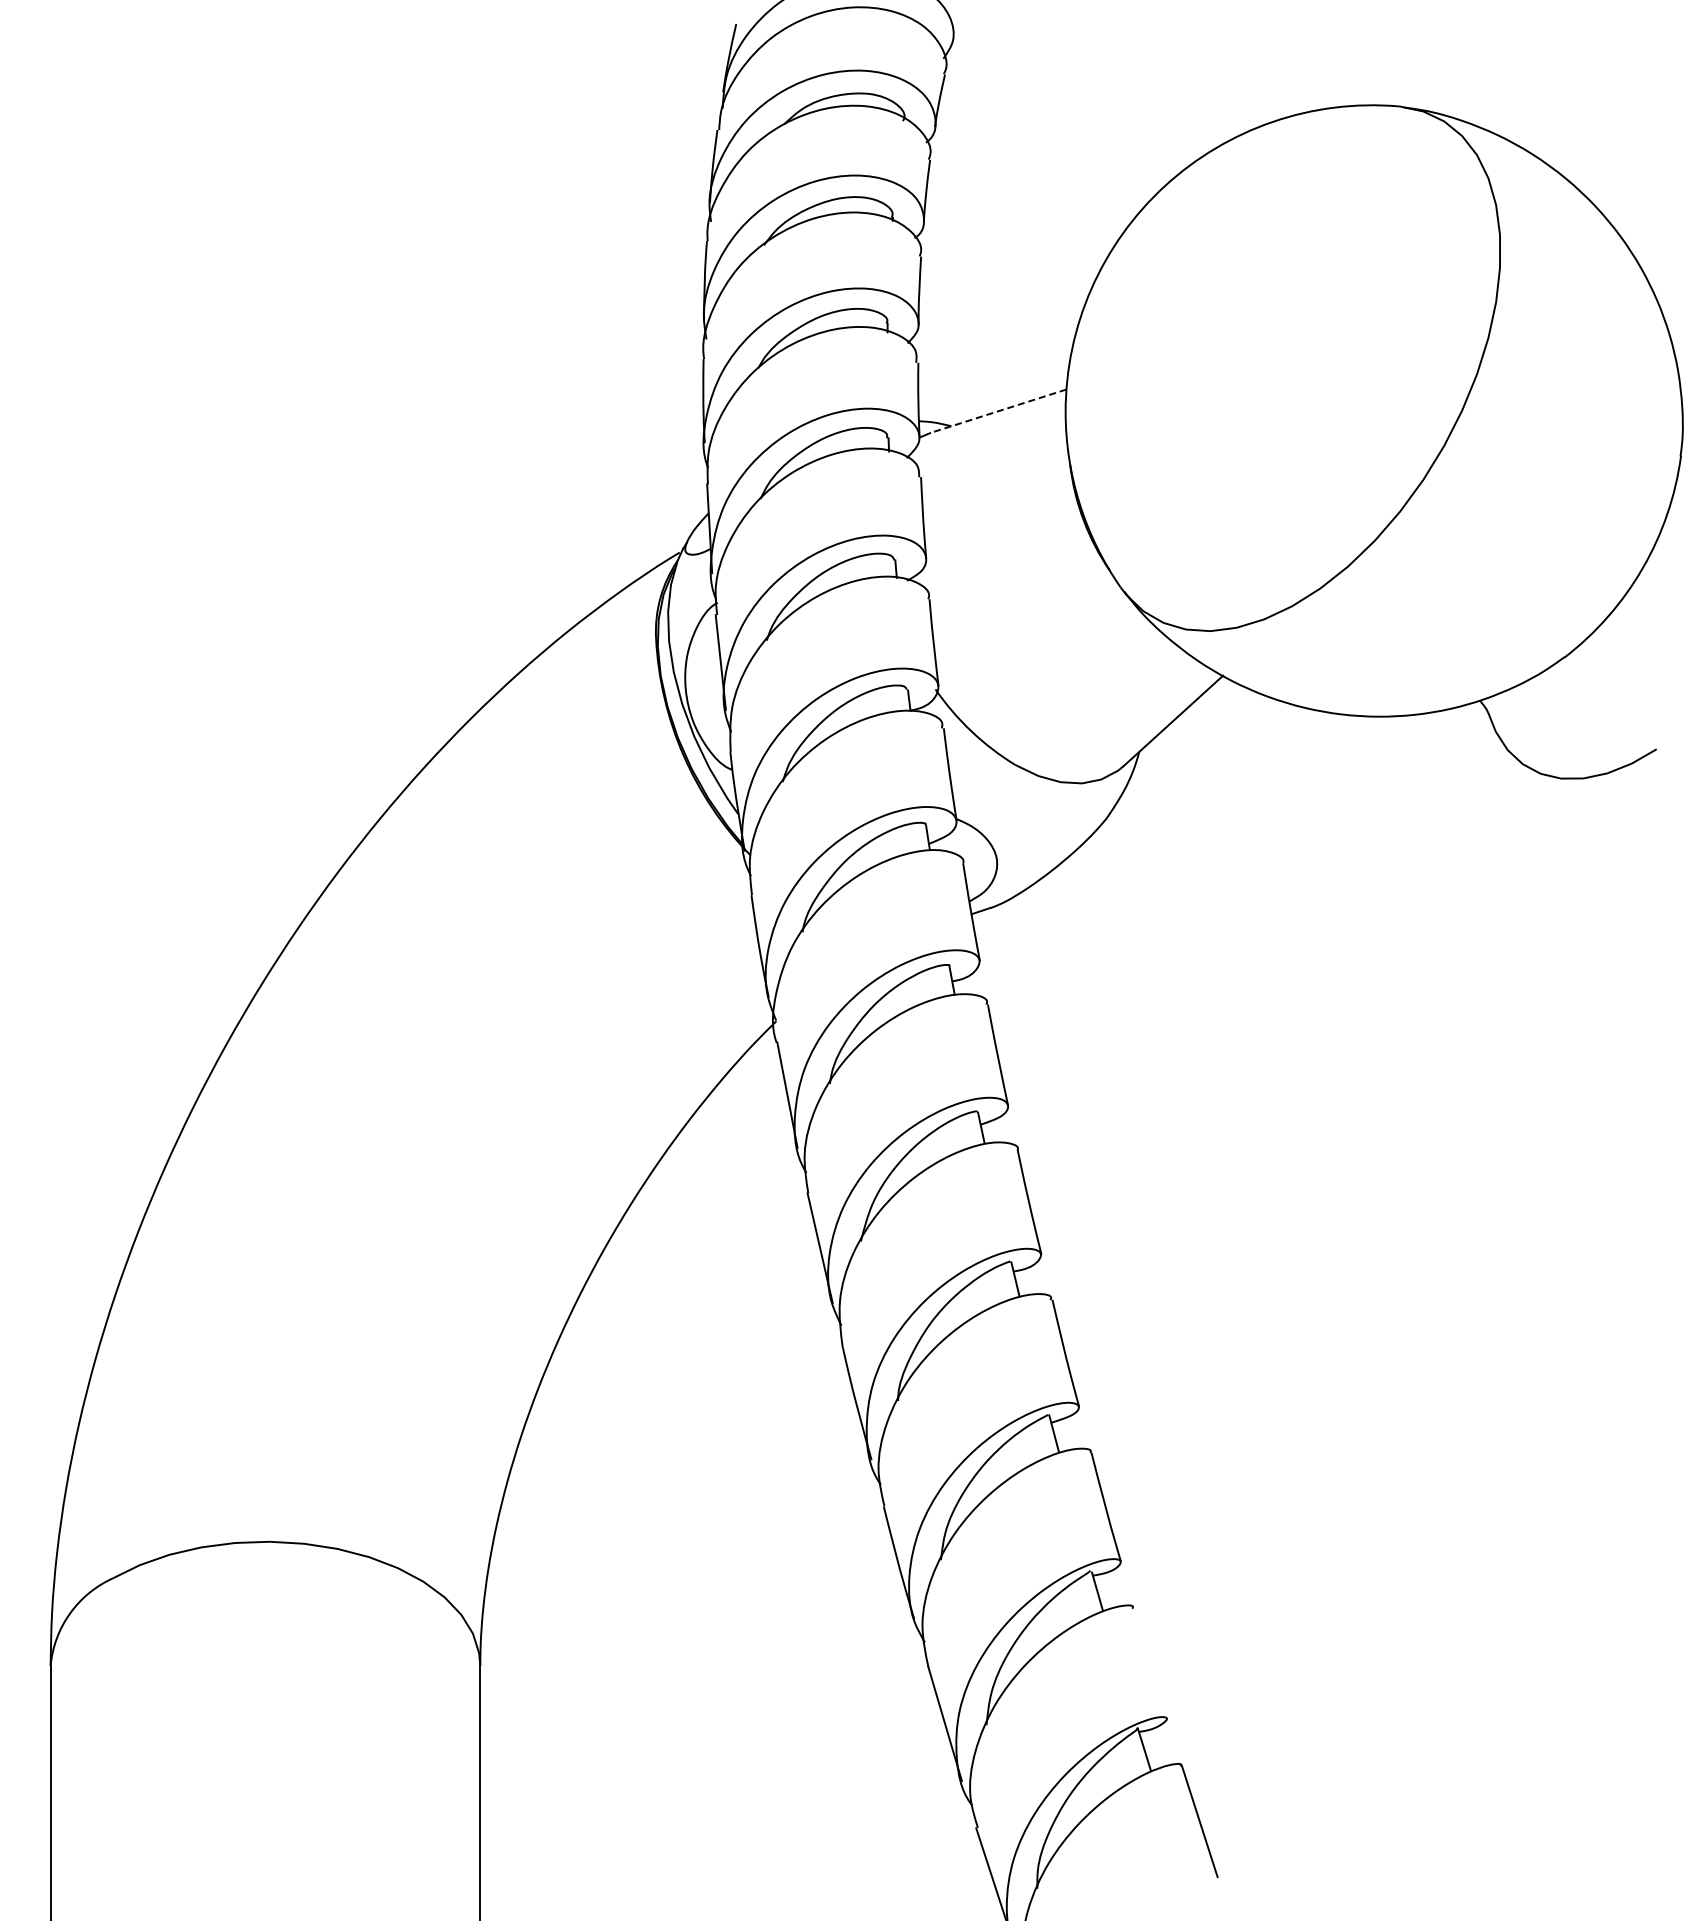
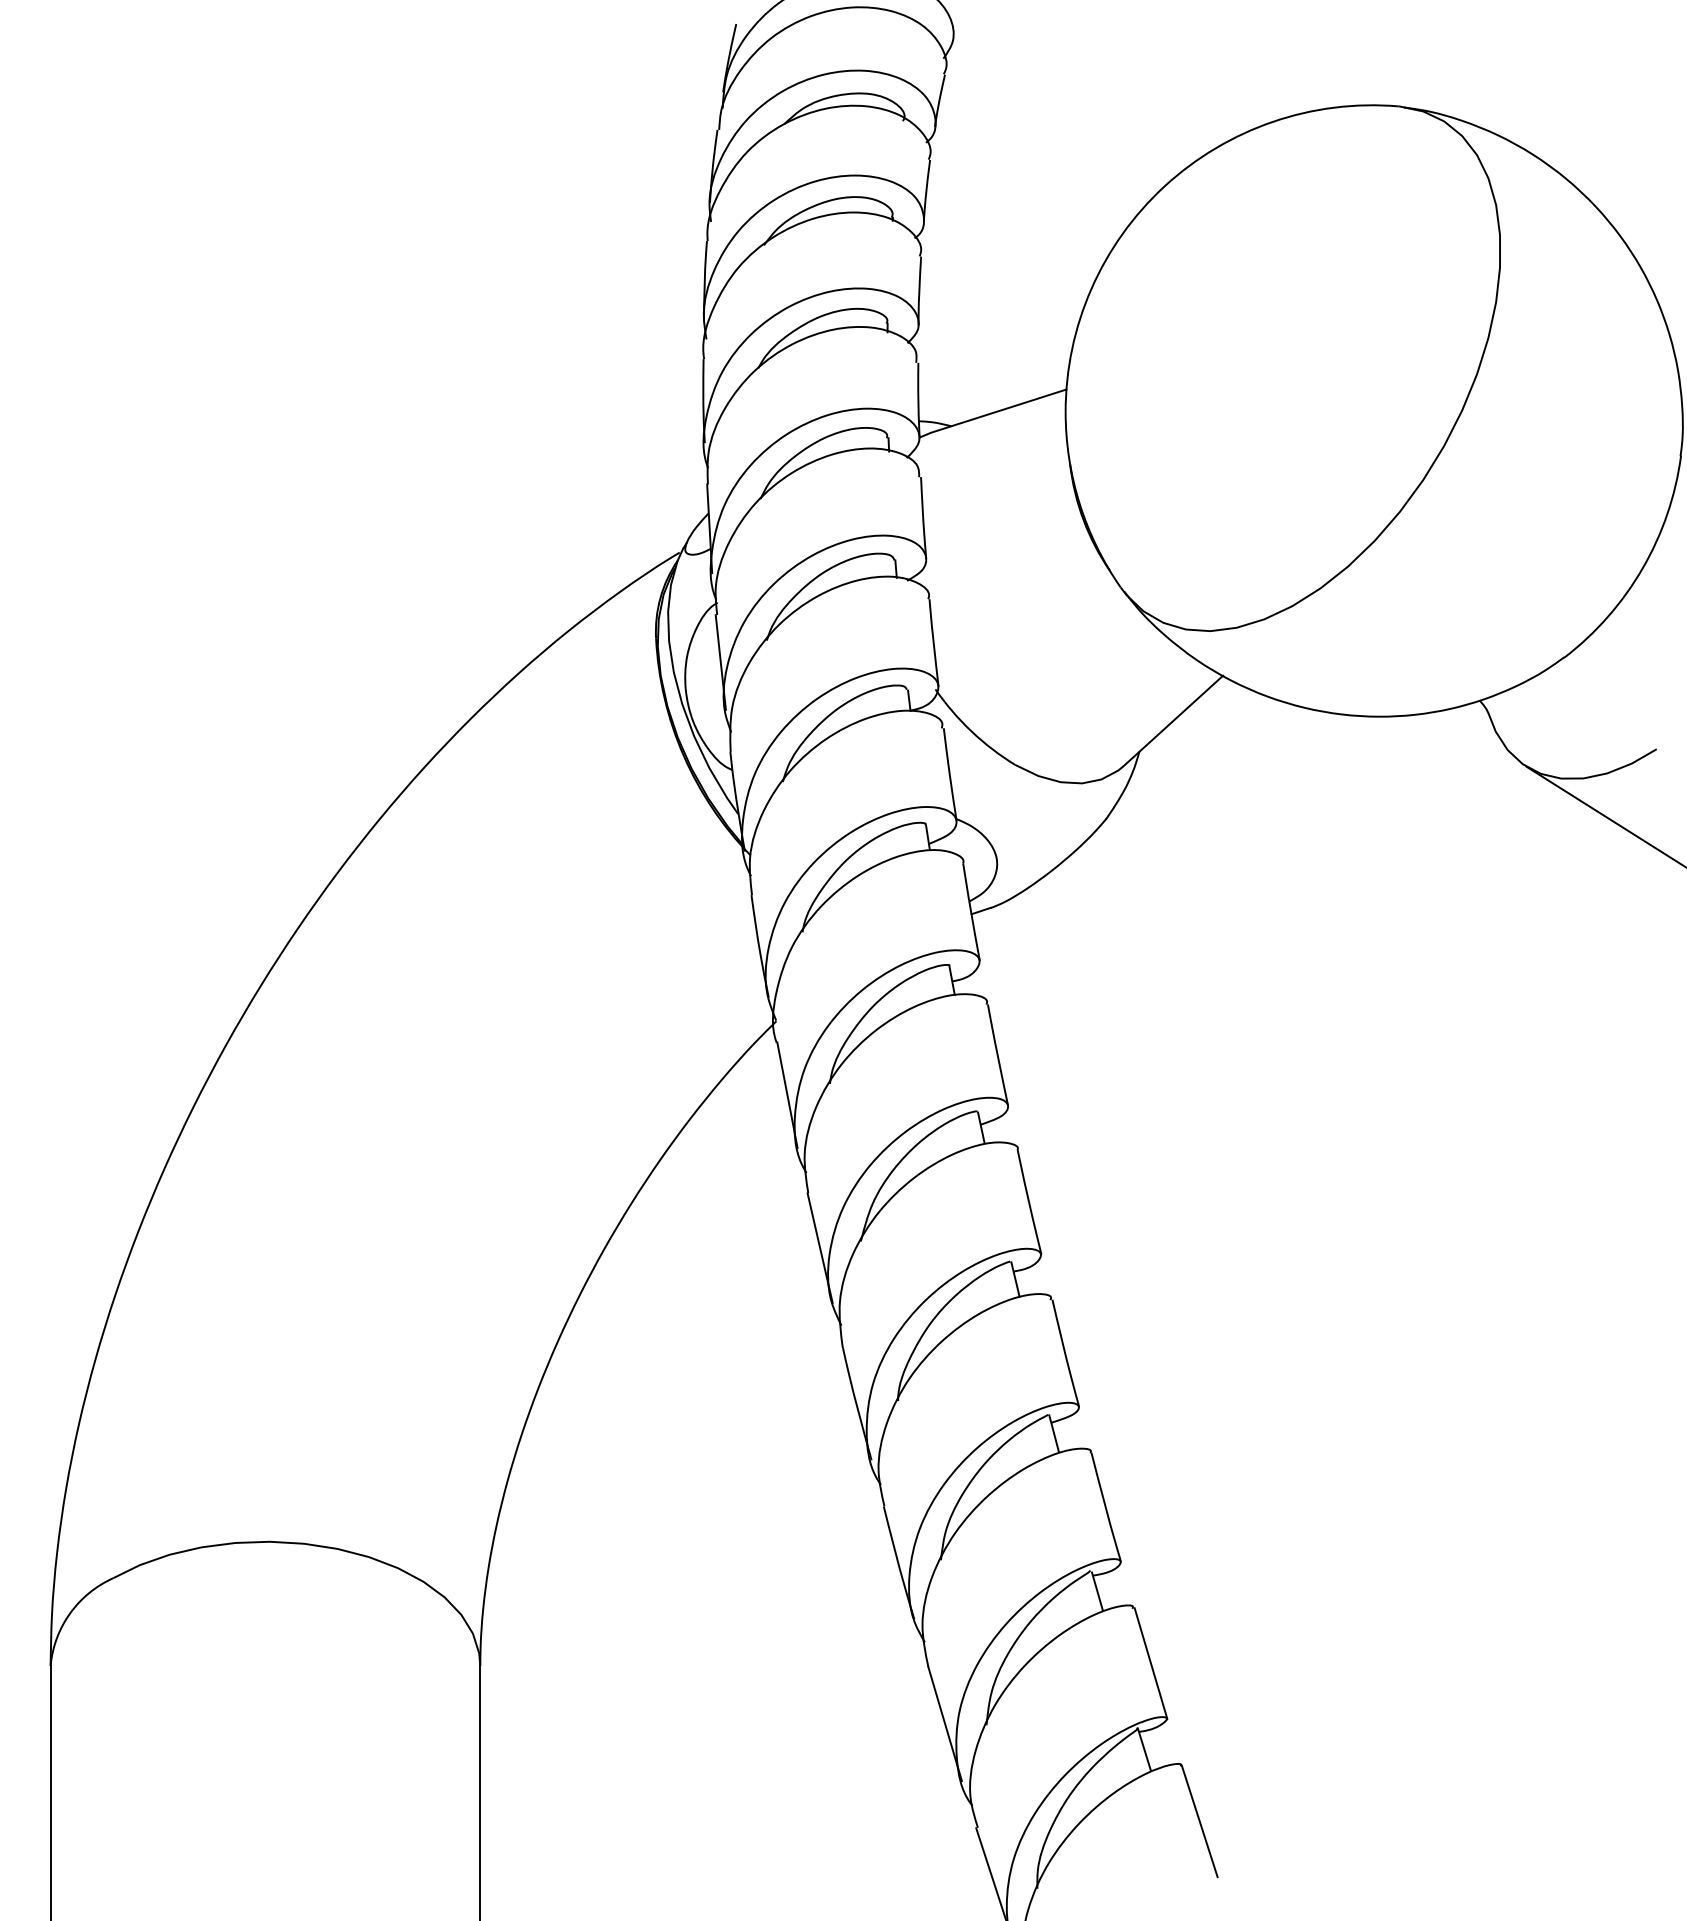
line: dashed -> solid (998, 411)
line: none -> present (1604, 815)
line: none -> present (1150, 1663)
